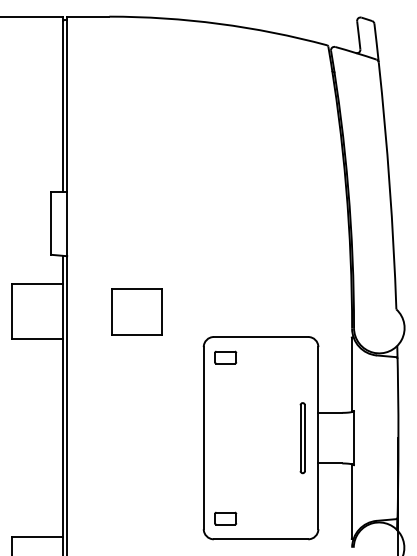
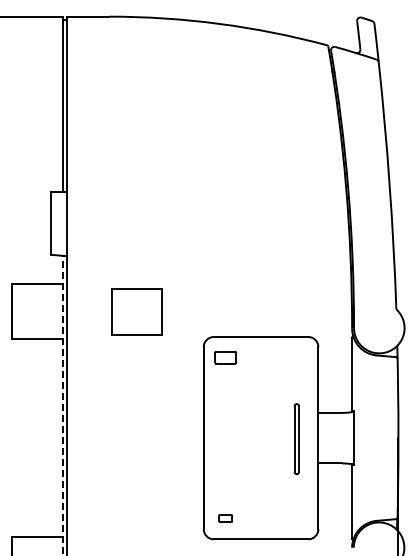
line: solid -> dashed (62, 405)
part position: (302, 438) -> (296, 439) (296, 439)
part size: 24x15 px -> 15x9 px (225, 518)
